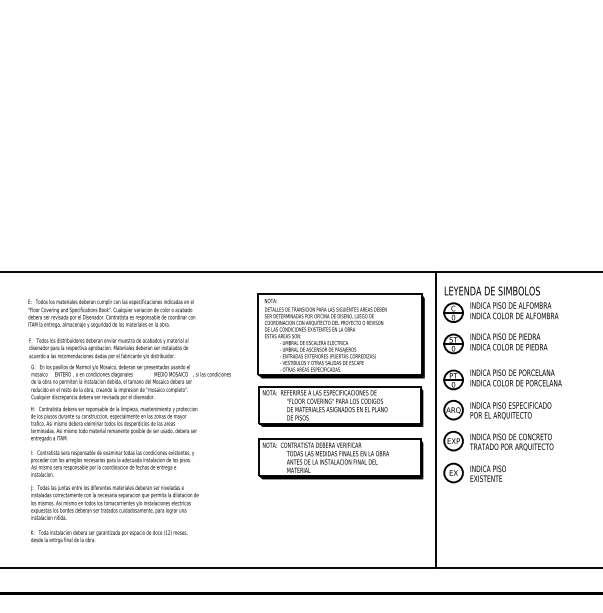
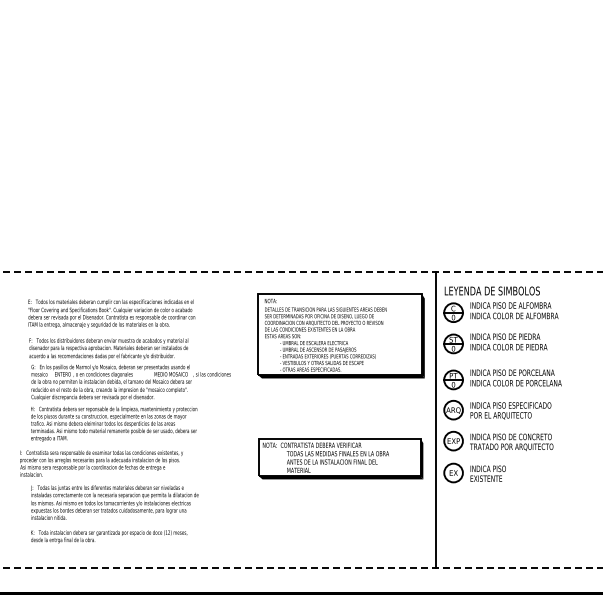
line: solid -> dashed (302, 271)
part: present -> none (340, 406)
text position: (112, 463) -> (101, 463) (101, 463)
line: solid -> dashed (302, 567)
